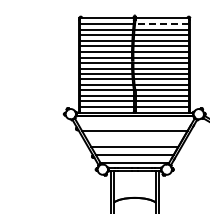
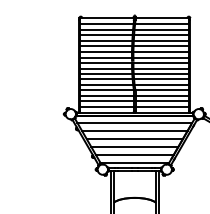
line: dashed -> solid (161, 24)
line: none -> present (134, 122)
line: none -> present (134, 138)
